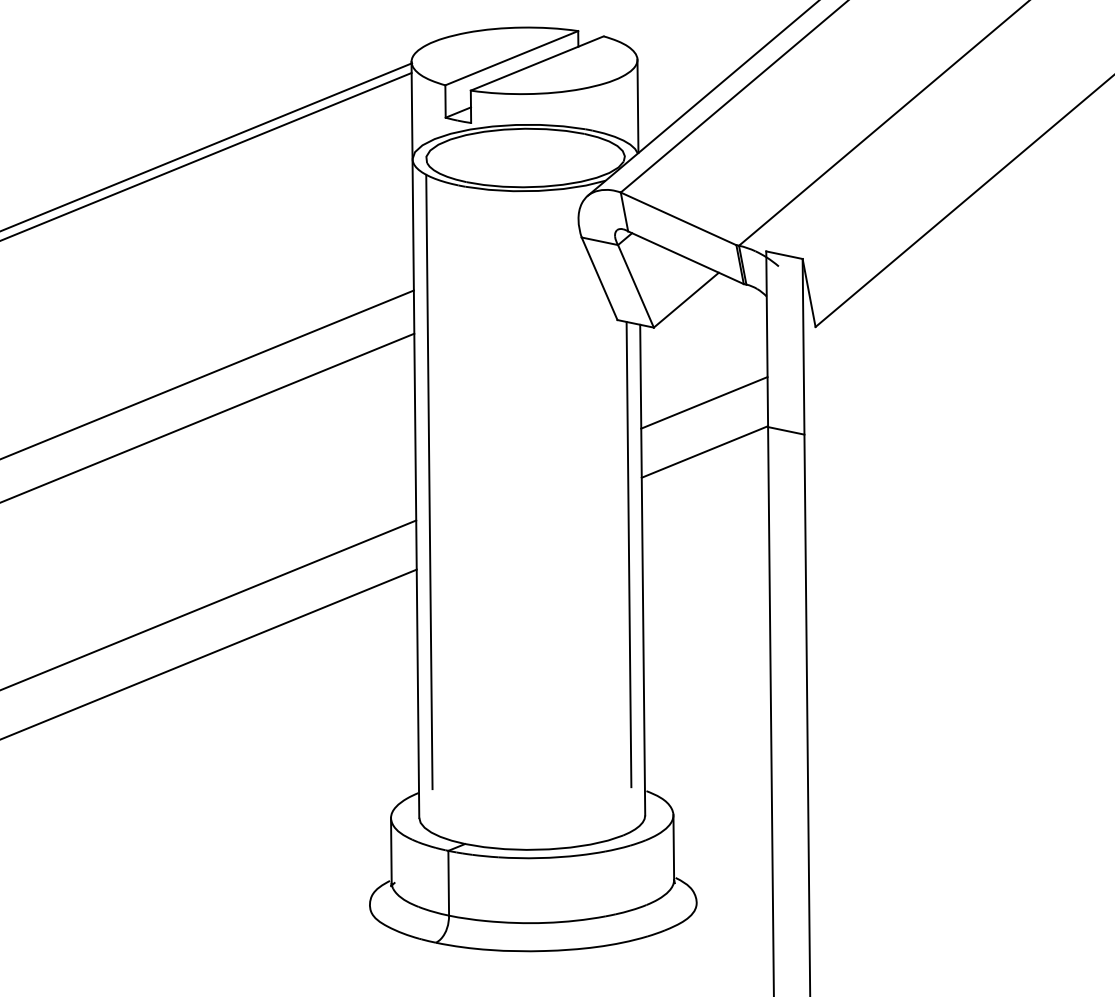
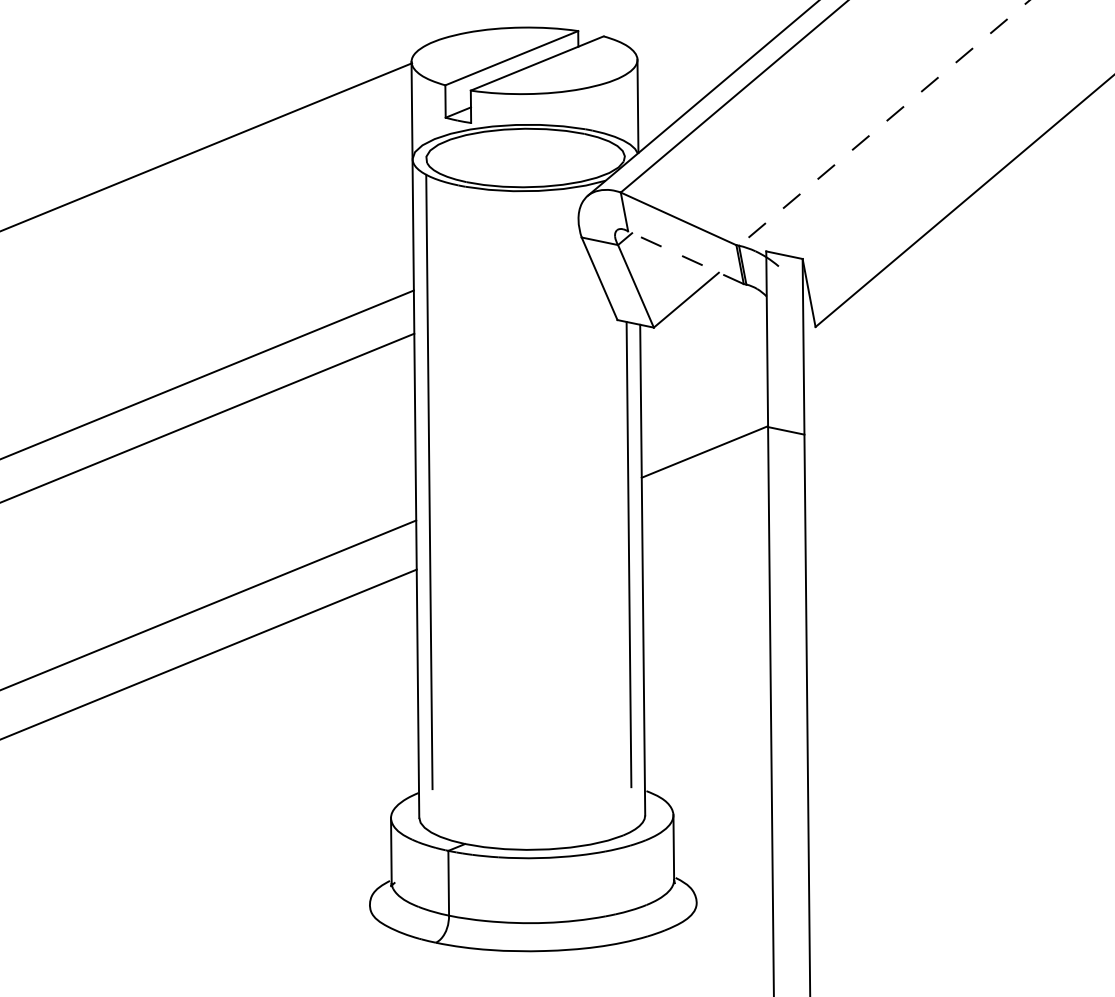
line: solid -> dashed (884, 123)
line: present -> none (206, 156)
line: solid -> dashed (685, 257)
line: present -> none (704, 402)
